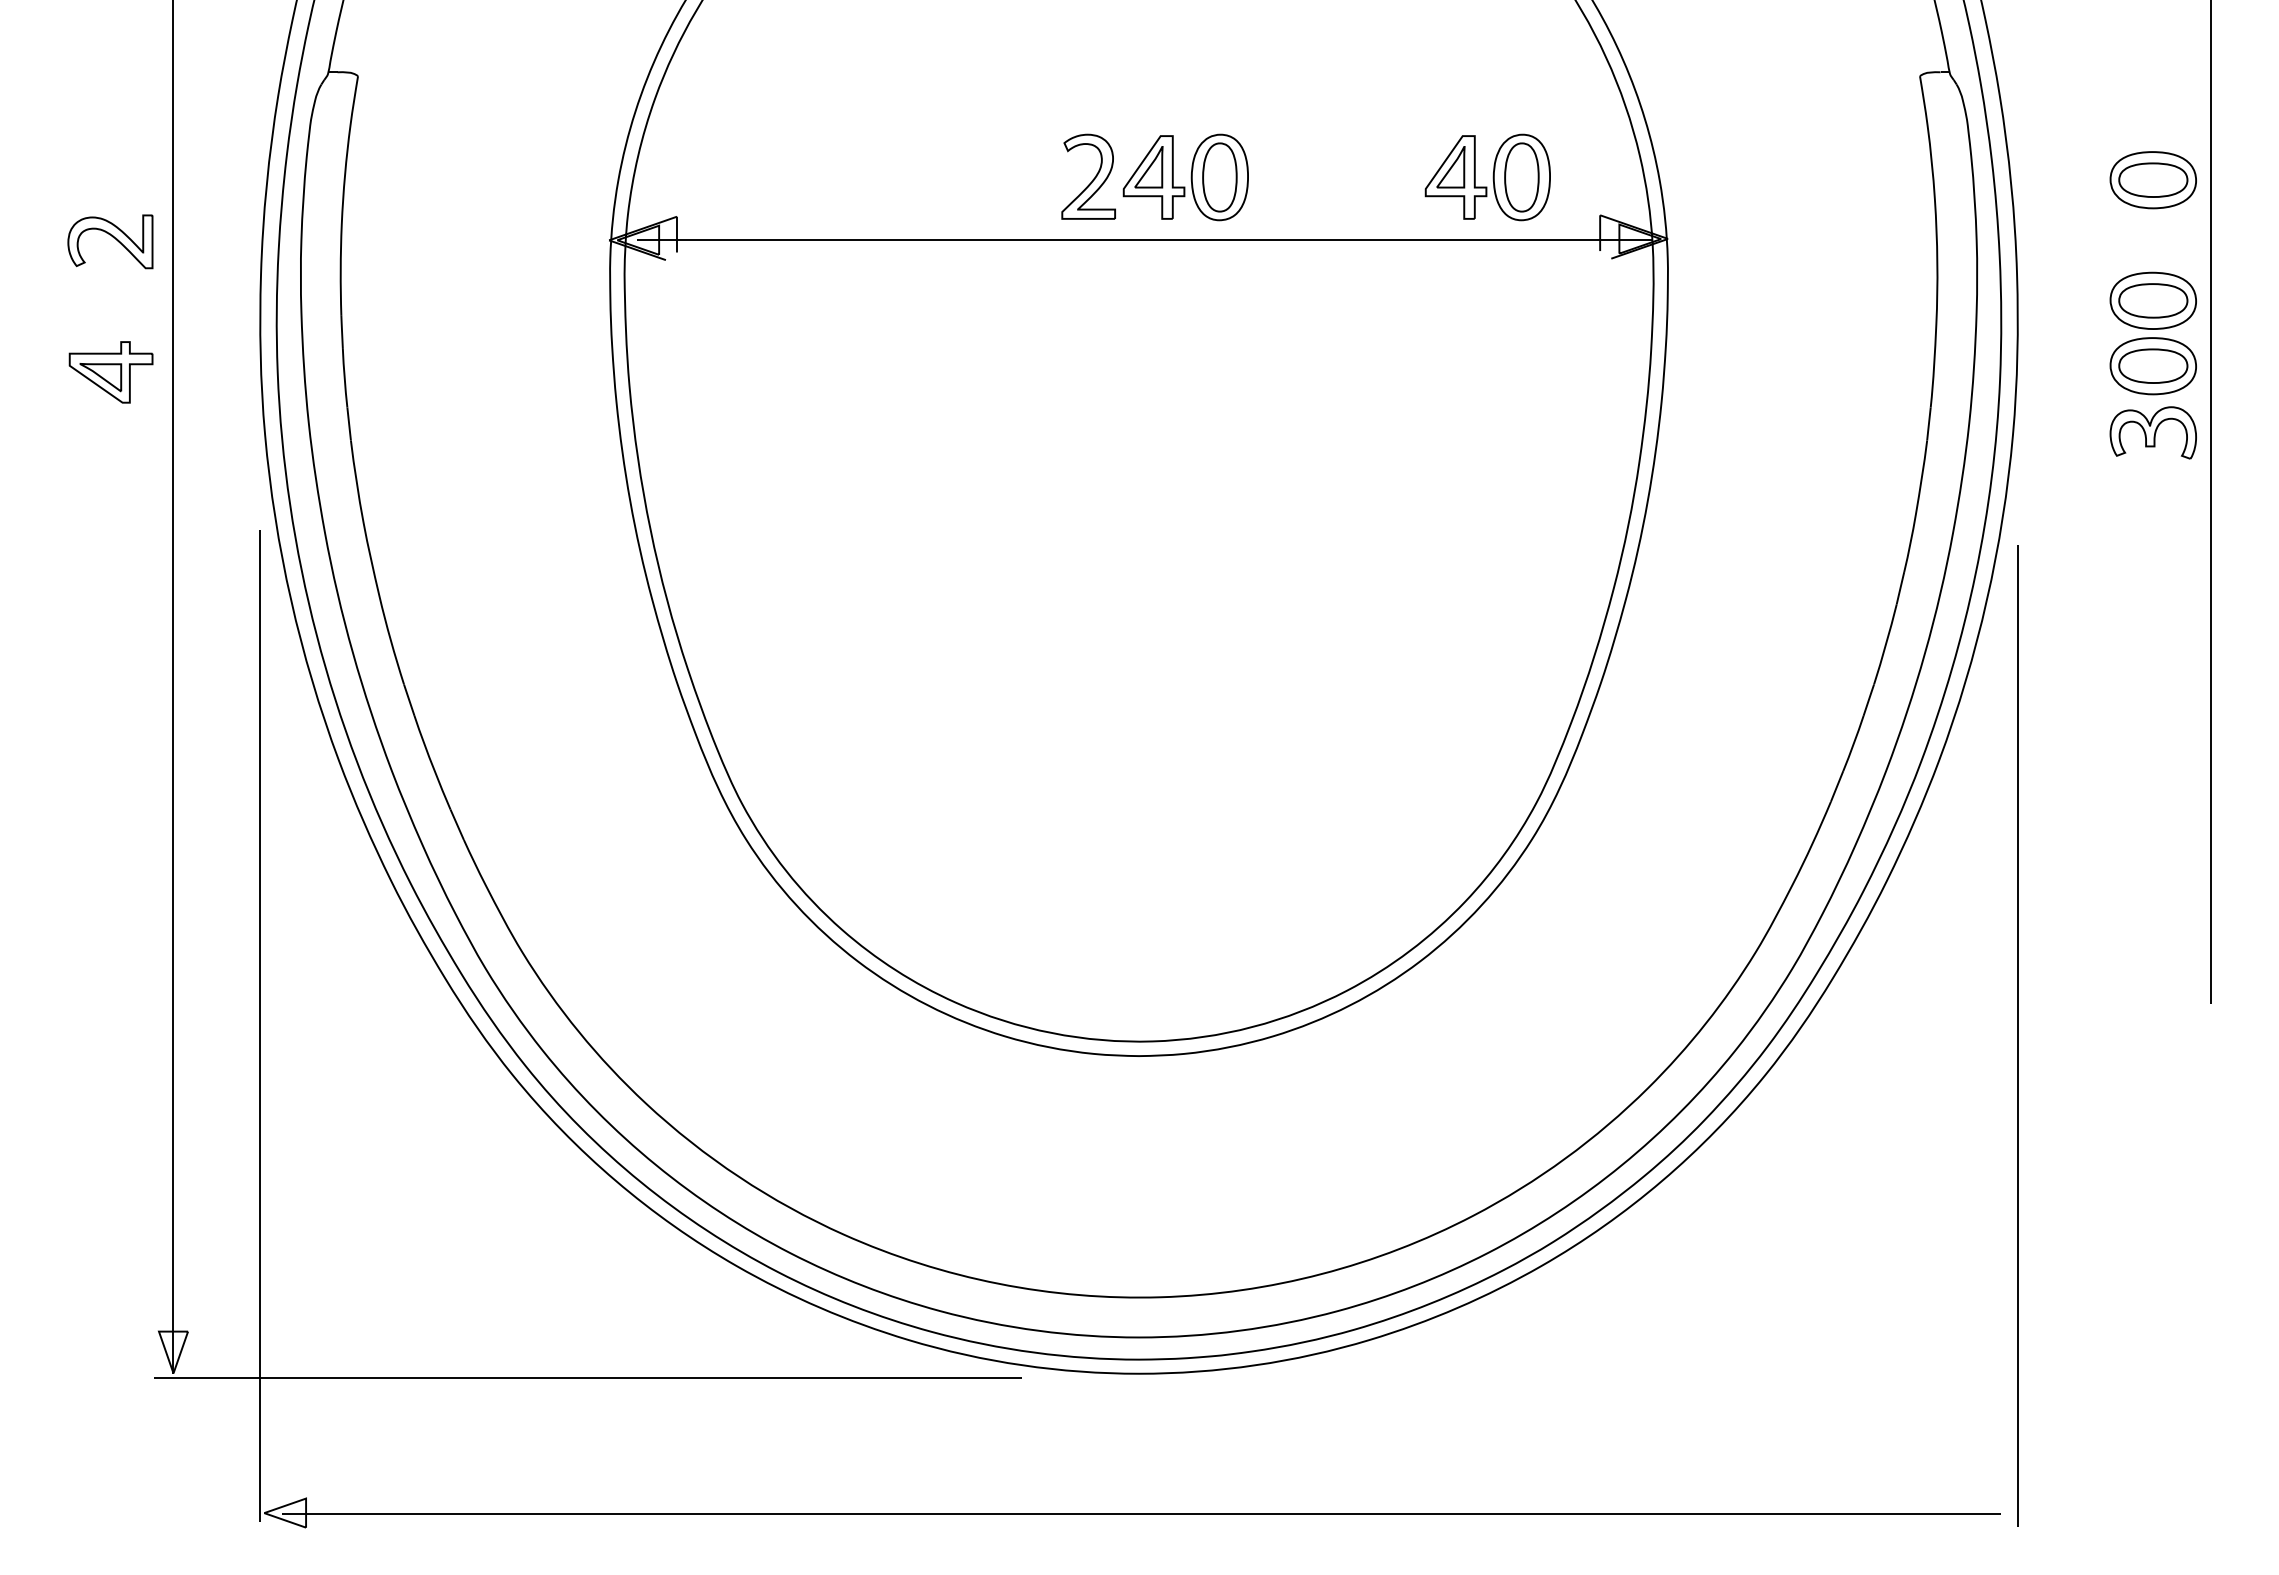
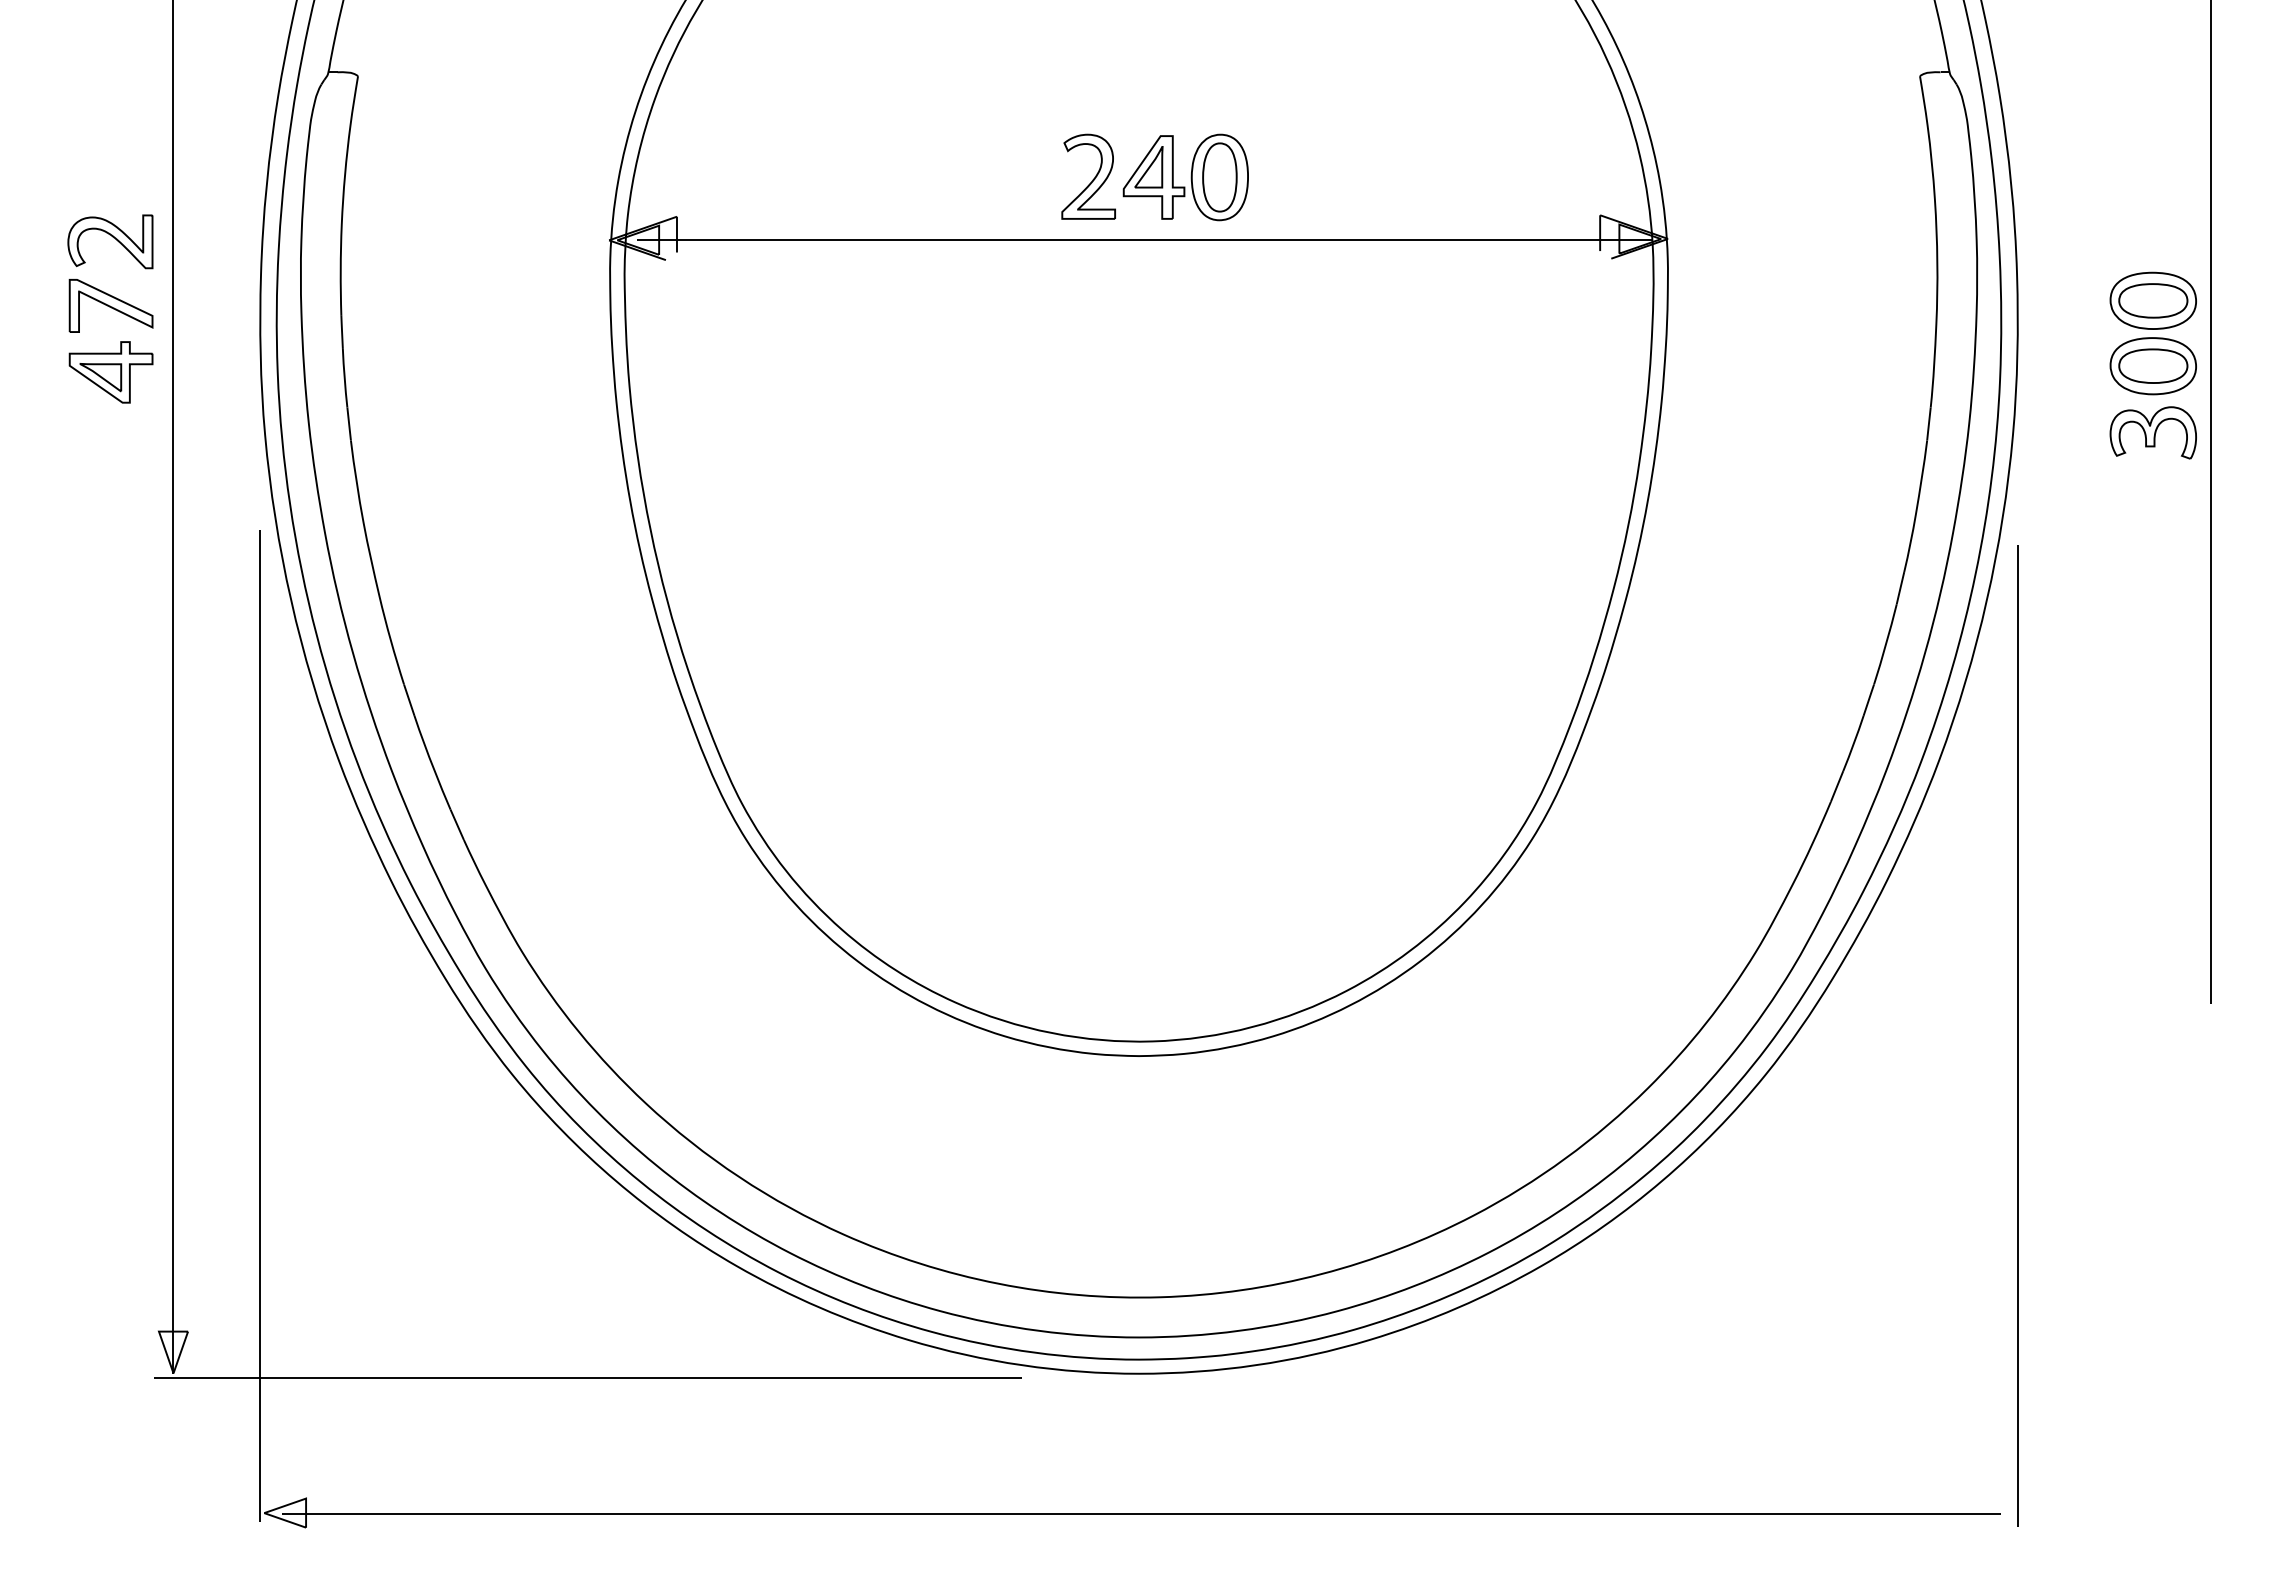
part: present -> none (1487, 177)
part: present -> none (2152, 180)
part: none -> present (110, 305)
